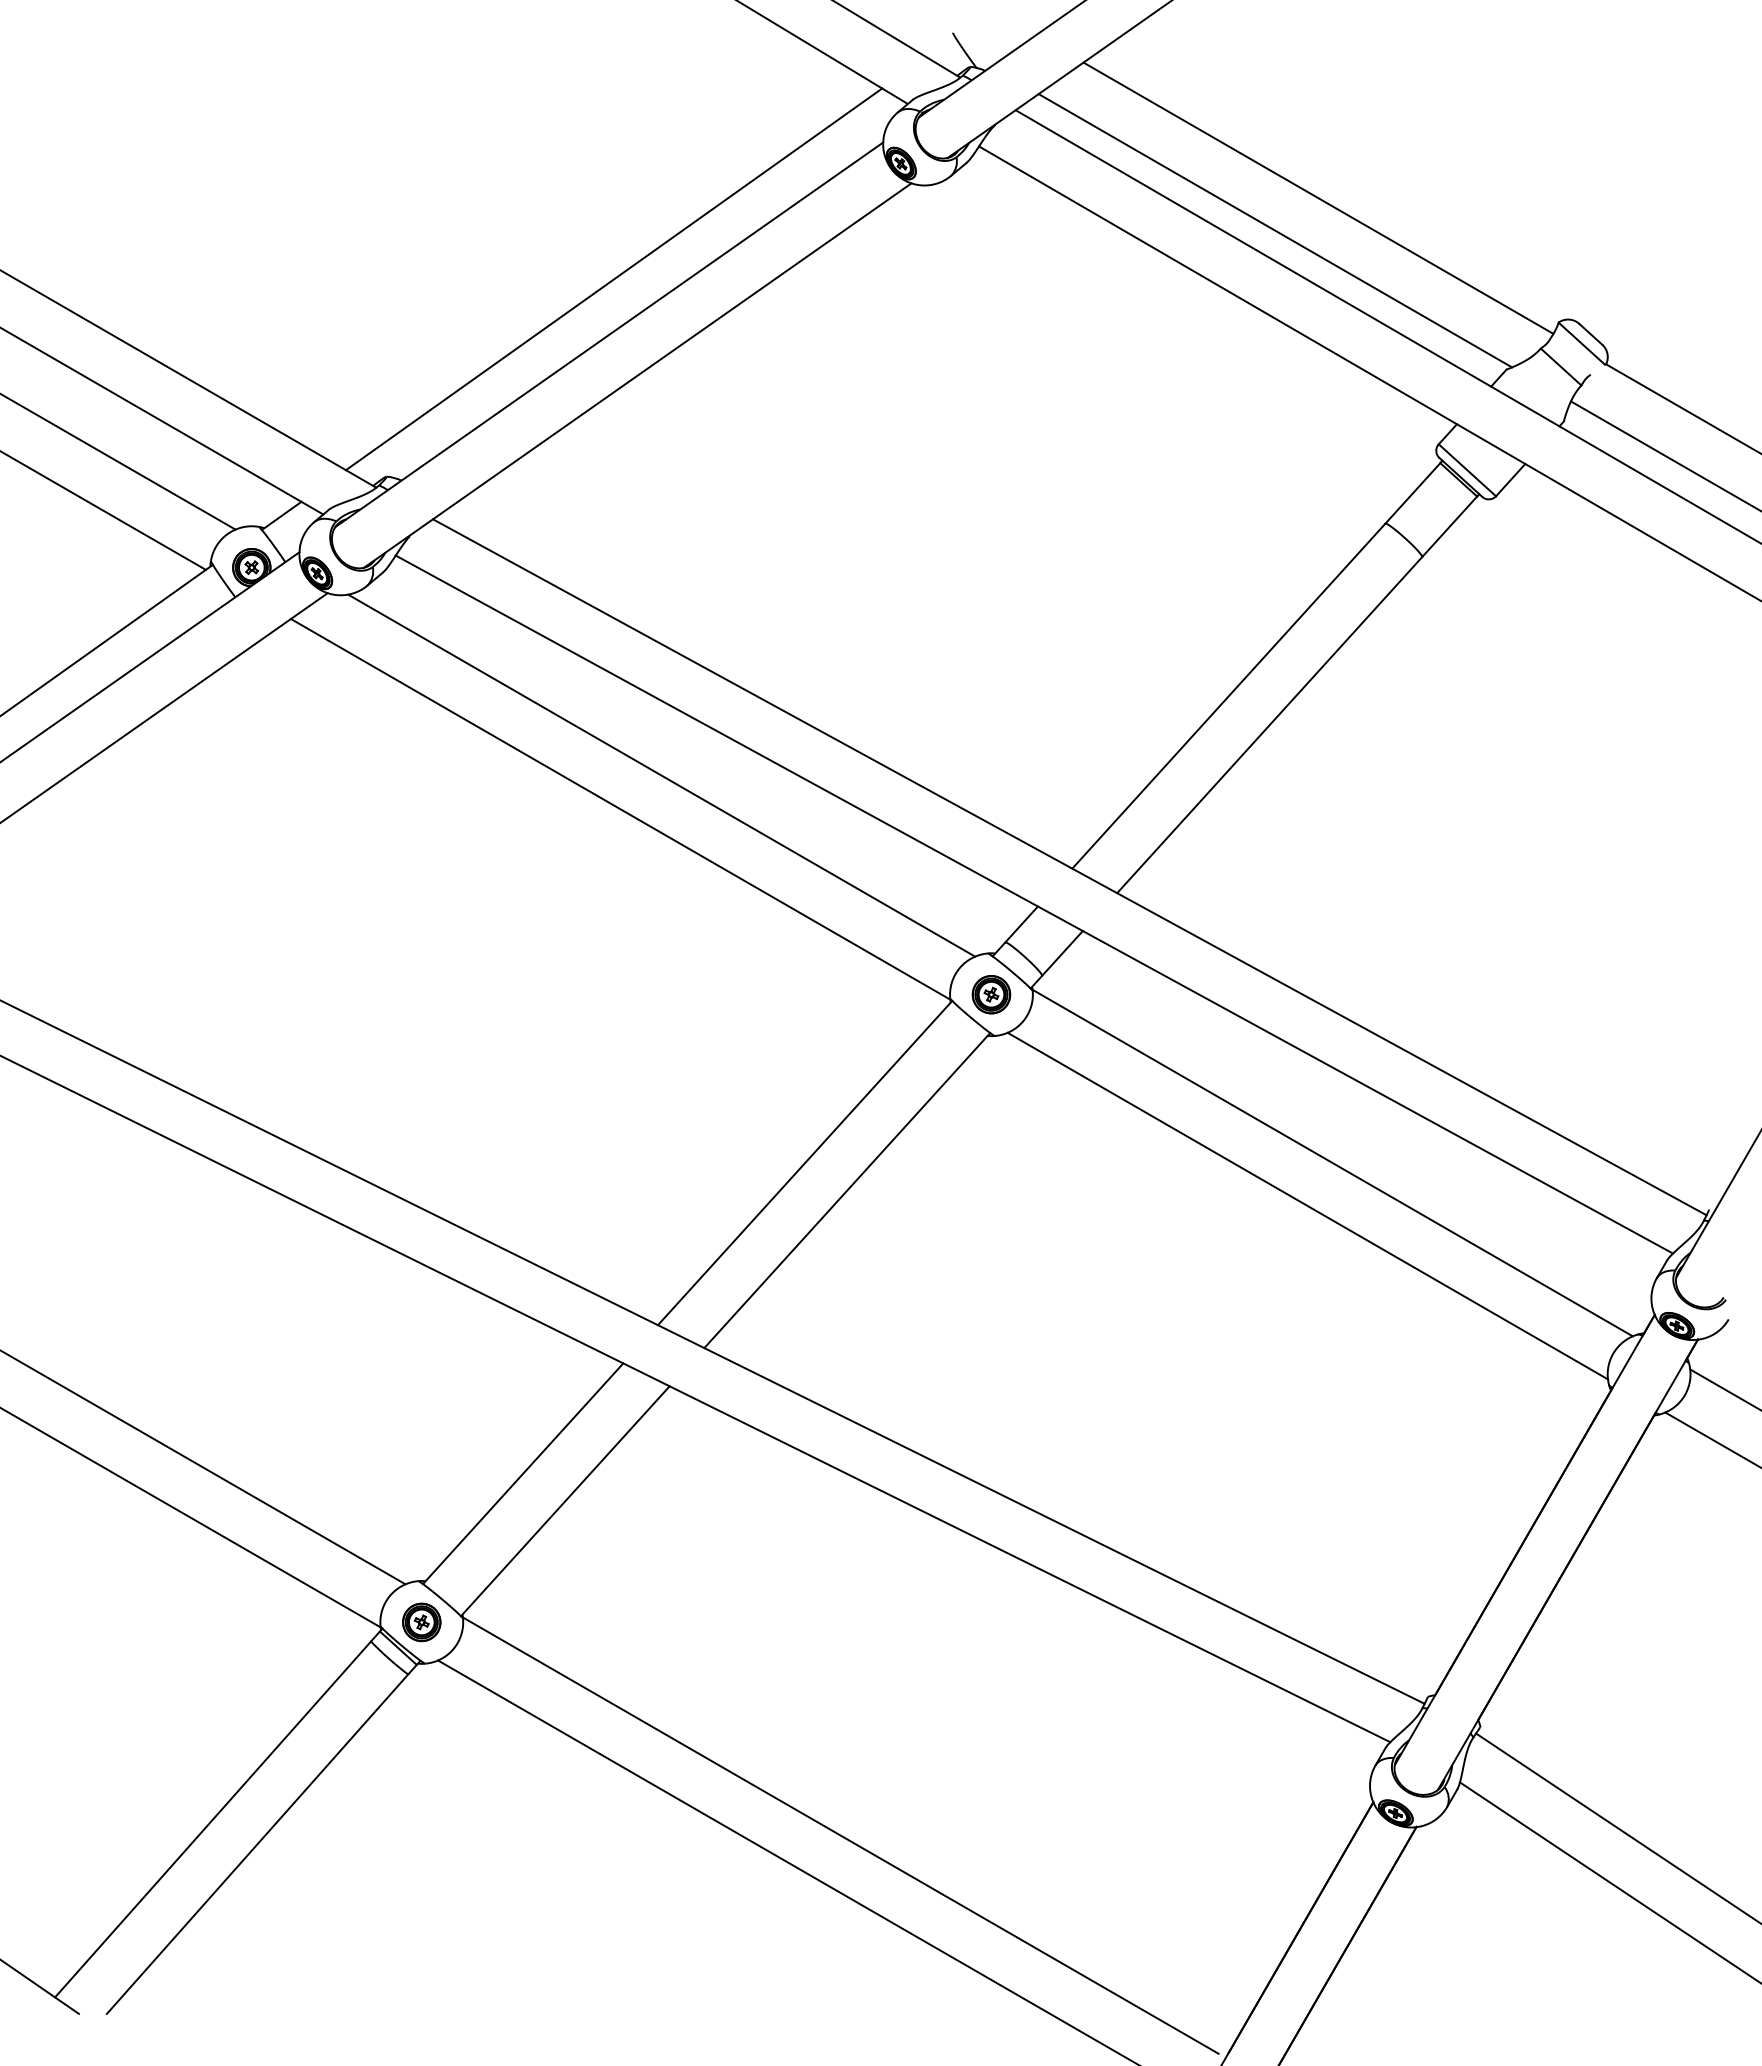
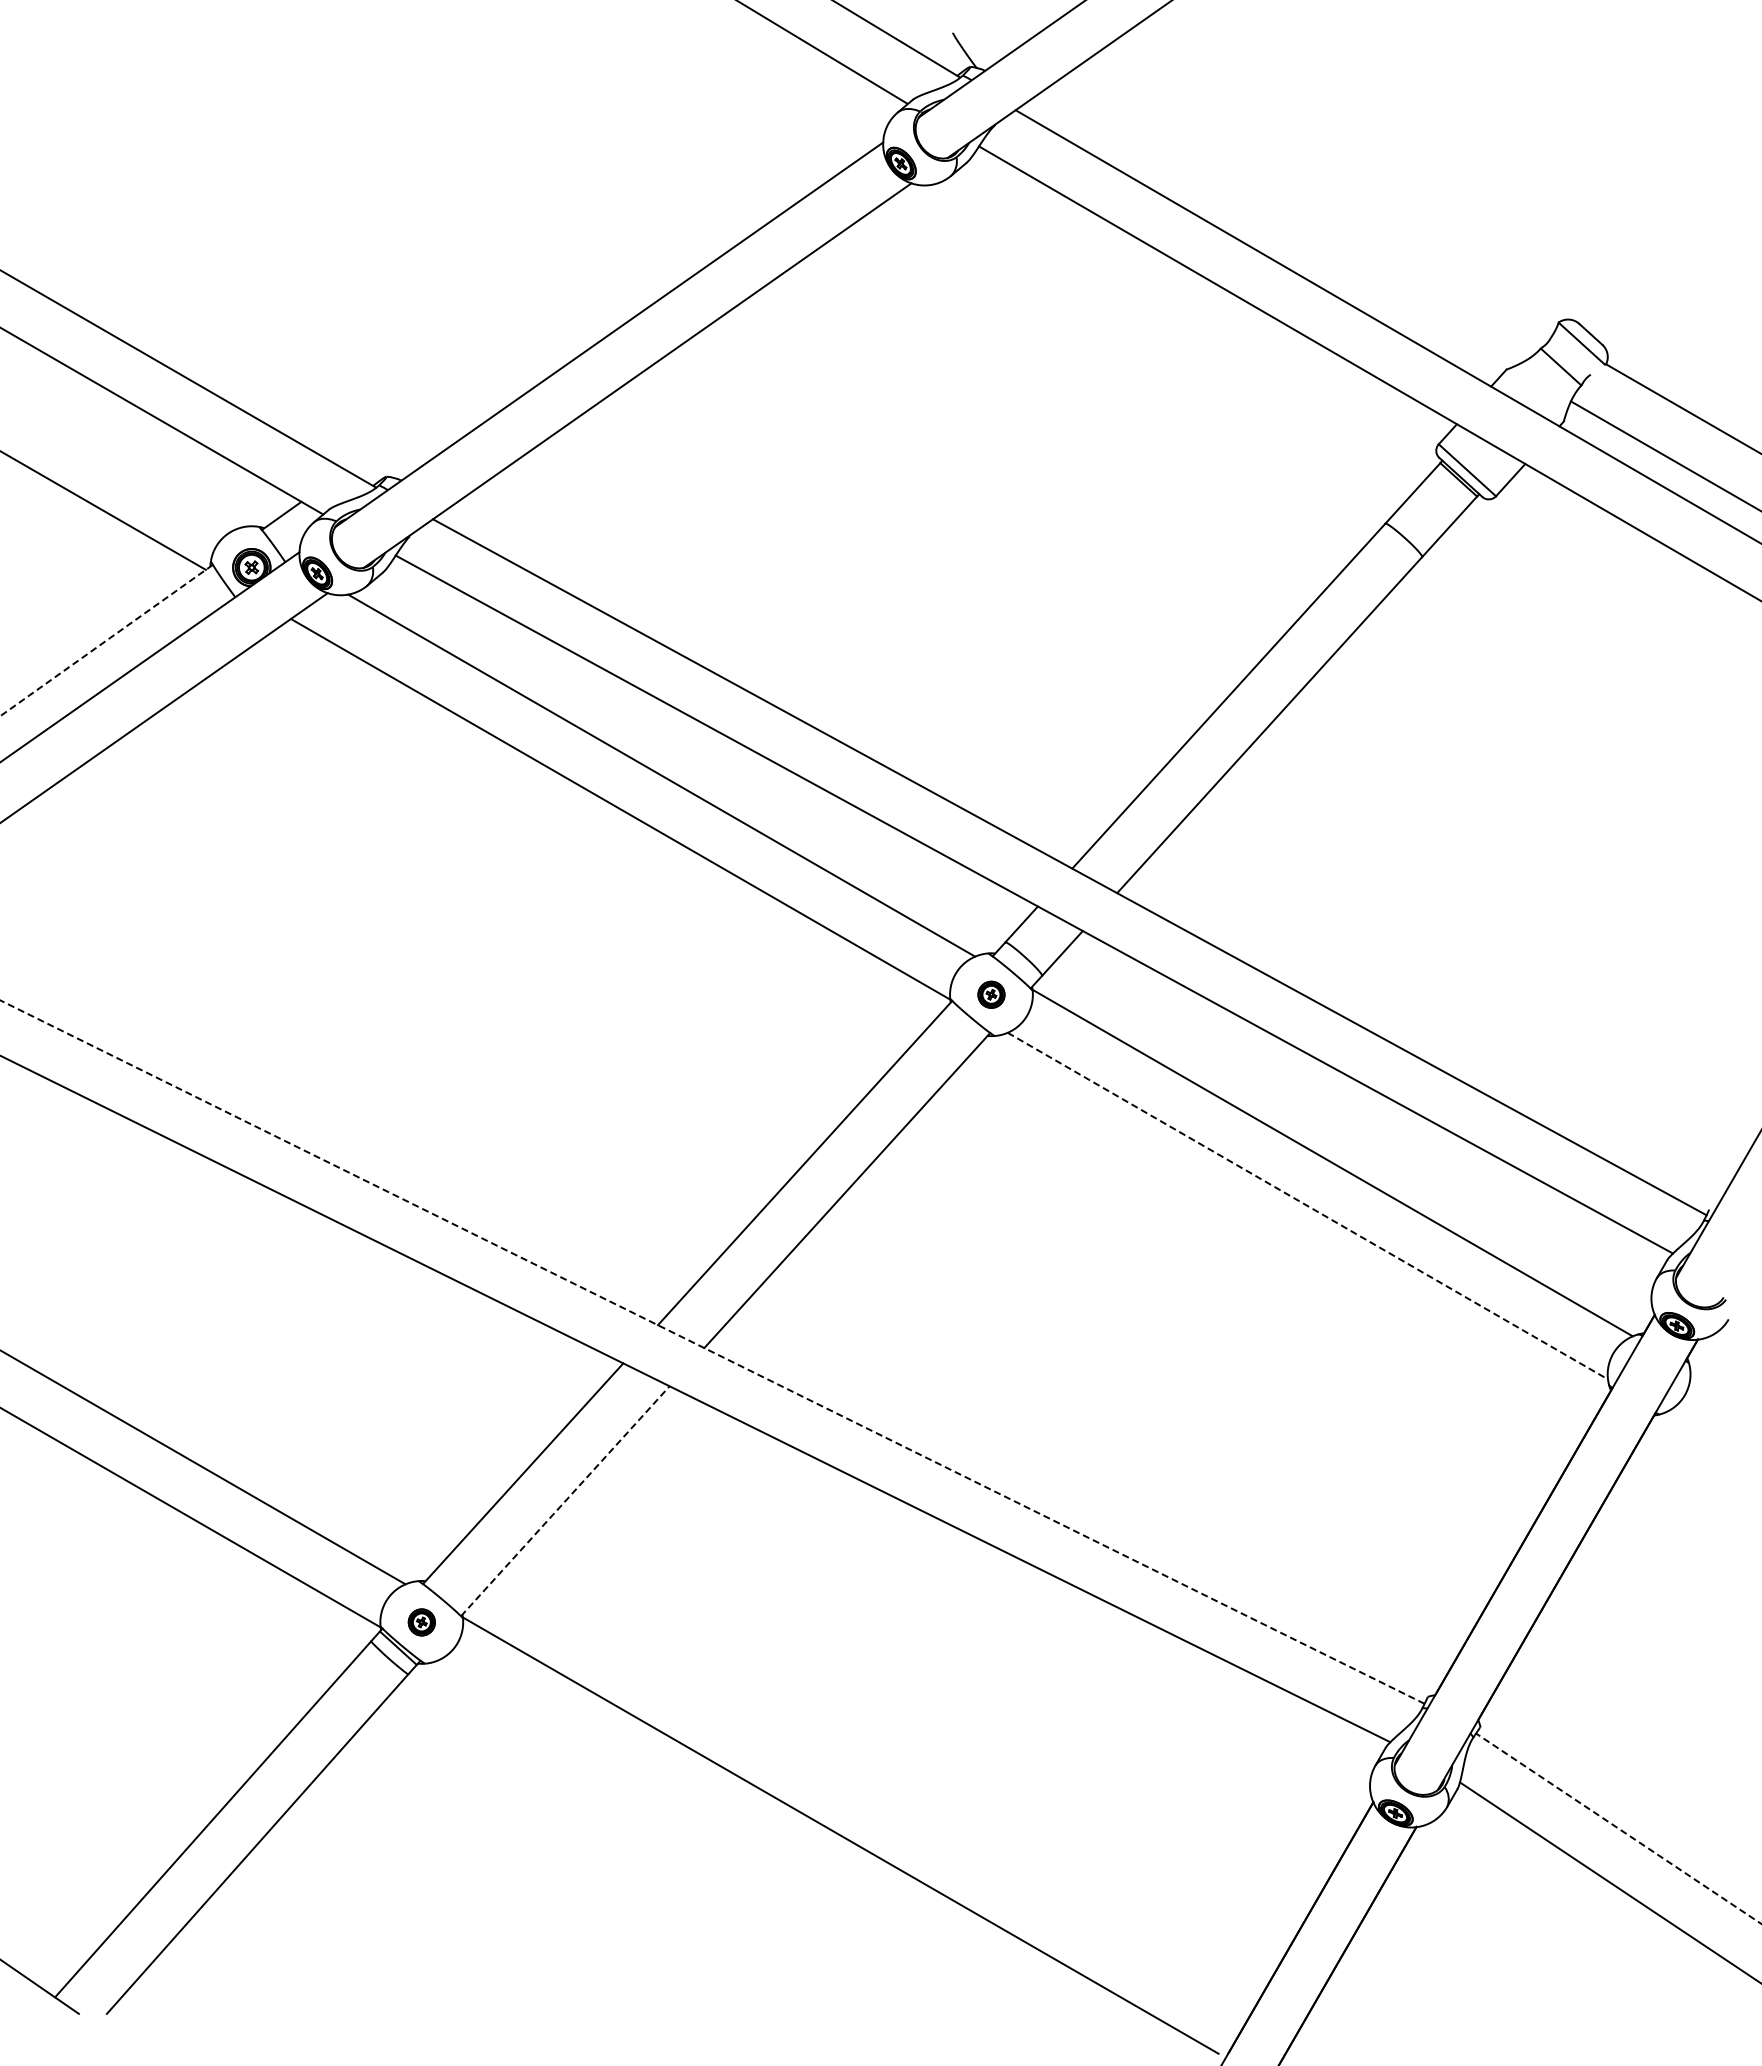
line: present -> none (1318, 197)
line: present -> none (1275, 230)
line: present -> none (613, 279)
line: present -> none (118, 462)
line: solid -> dashed (106, 640)
part size: 41x40 px -> 29x29 px (991, 994)
line: solid -> dashed (1307, 1206)
line: solid -> dashed (712, 1352)
line: present -> none (1724, 1388)
line: present -> none (1711, 1439)
line: solid -> dashed (565, 1500)
part size: 40x41 px -> 29x29 px (421, 1622)
line: solid -> dashed (1618, 1828)
line: present -> none (786, 1861)
